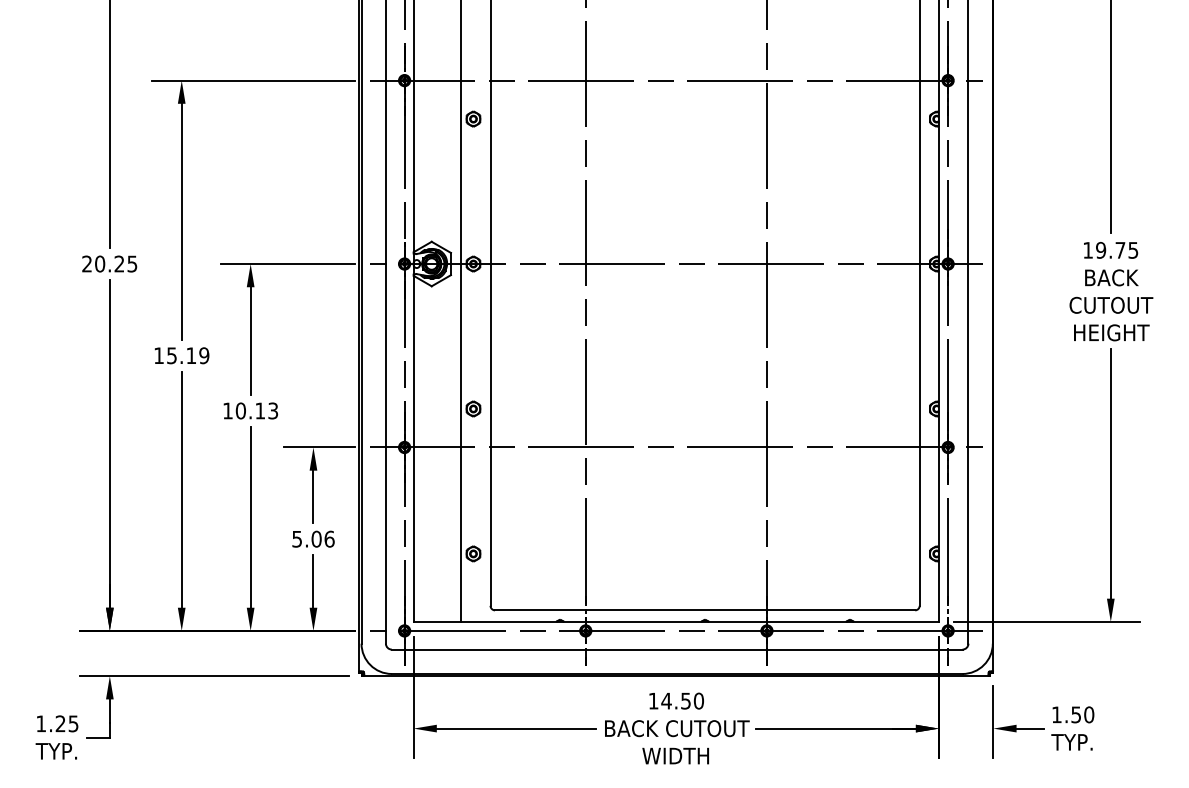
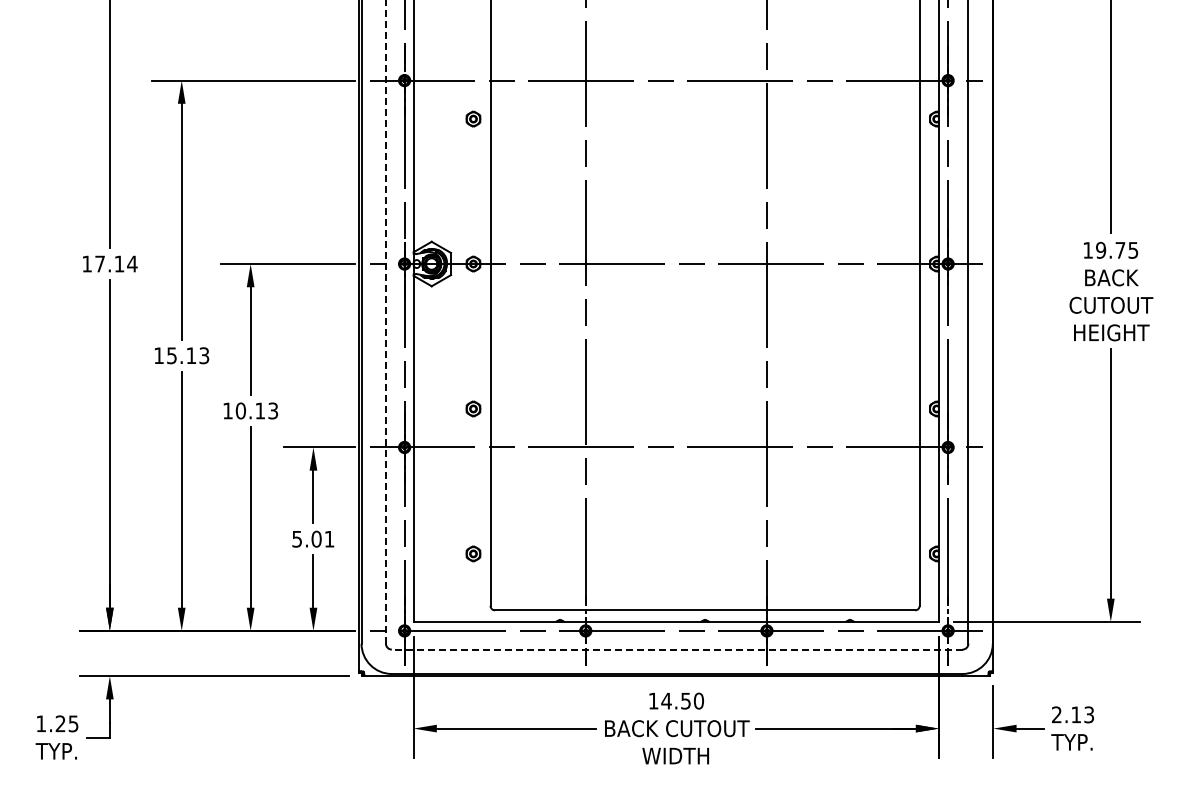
text: 20.25 -> 17.14 (109, 263)
line: present -> none (461, 311)
line: solid -> dashed (385, 321)
text: 15.19 -> 15.13 (204, 355)
text: 5.06 -> 5.01 (329, 538)
line: solid -> dashed (676, 649)
text: 1.50 -> 2.13 (1073, 714)
